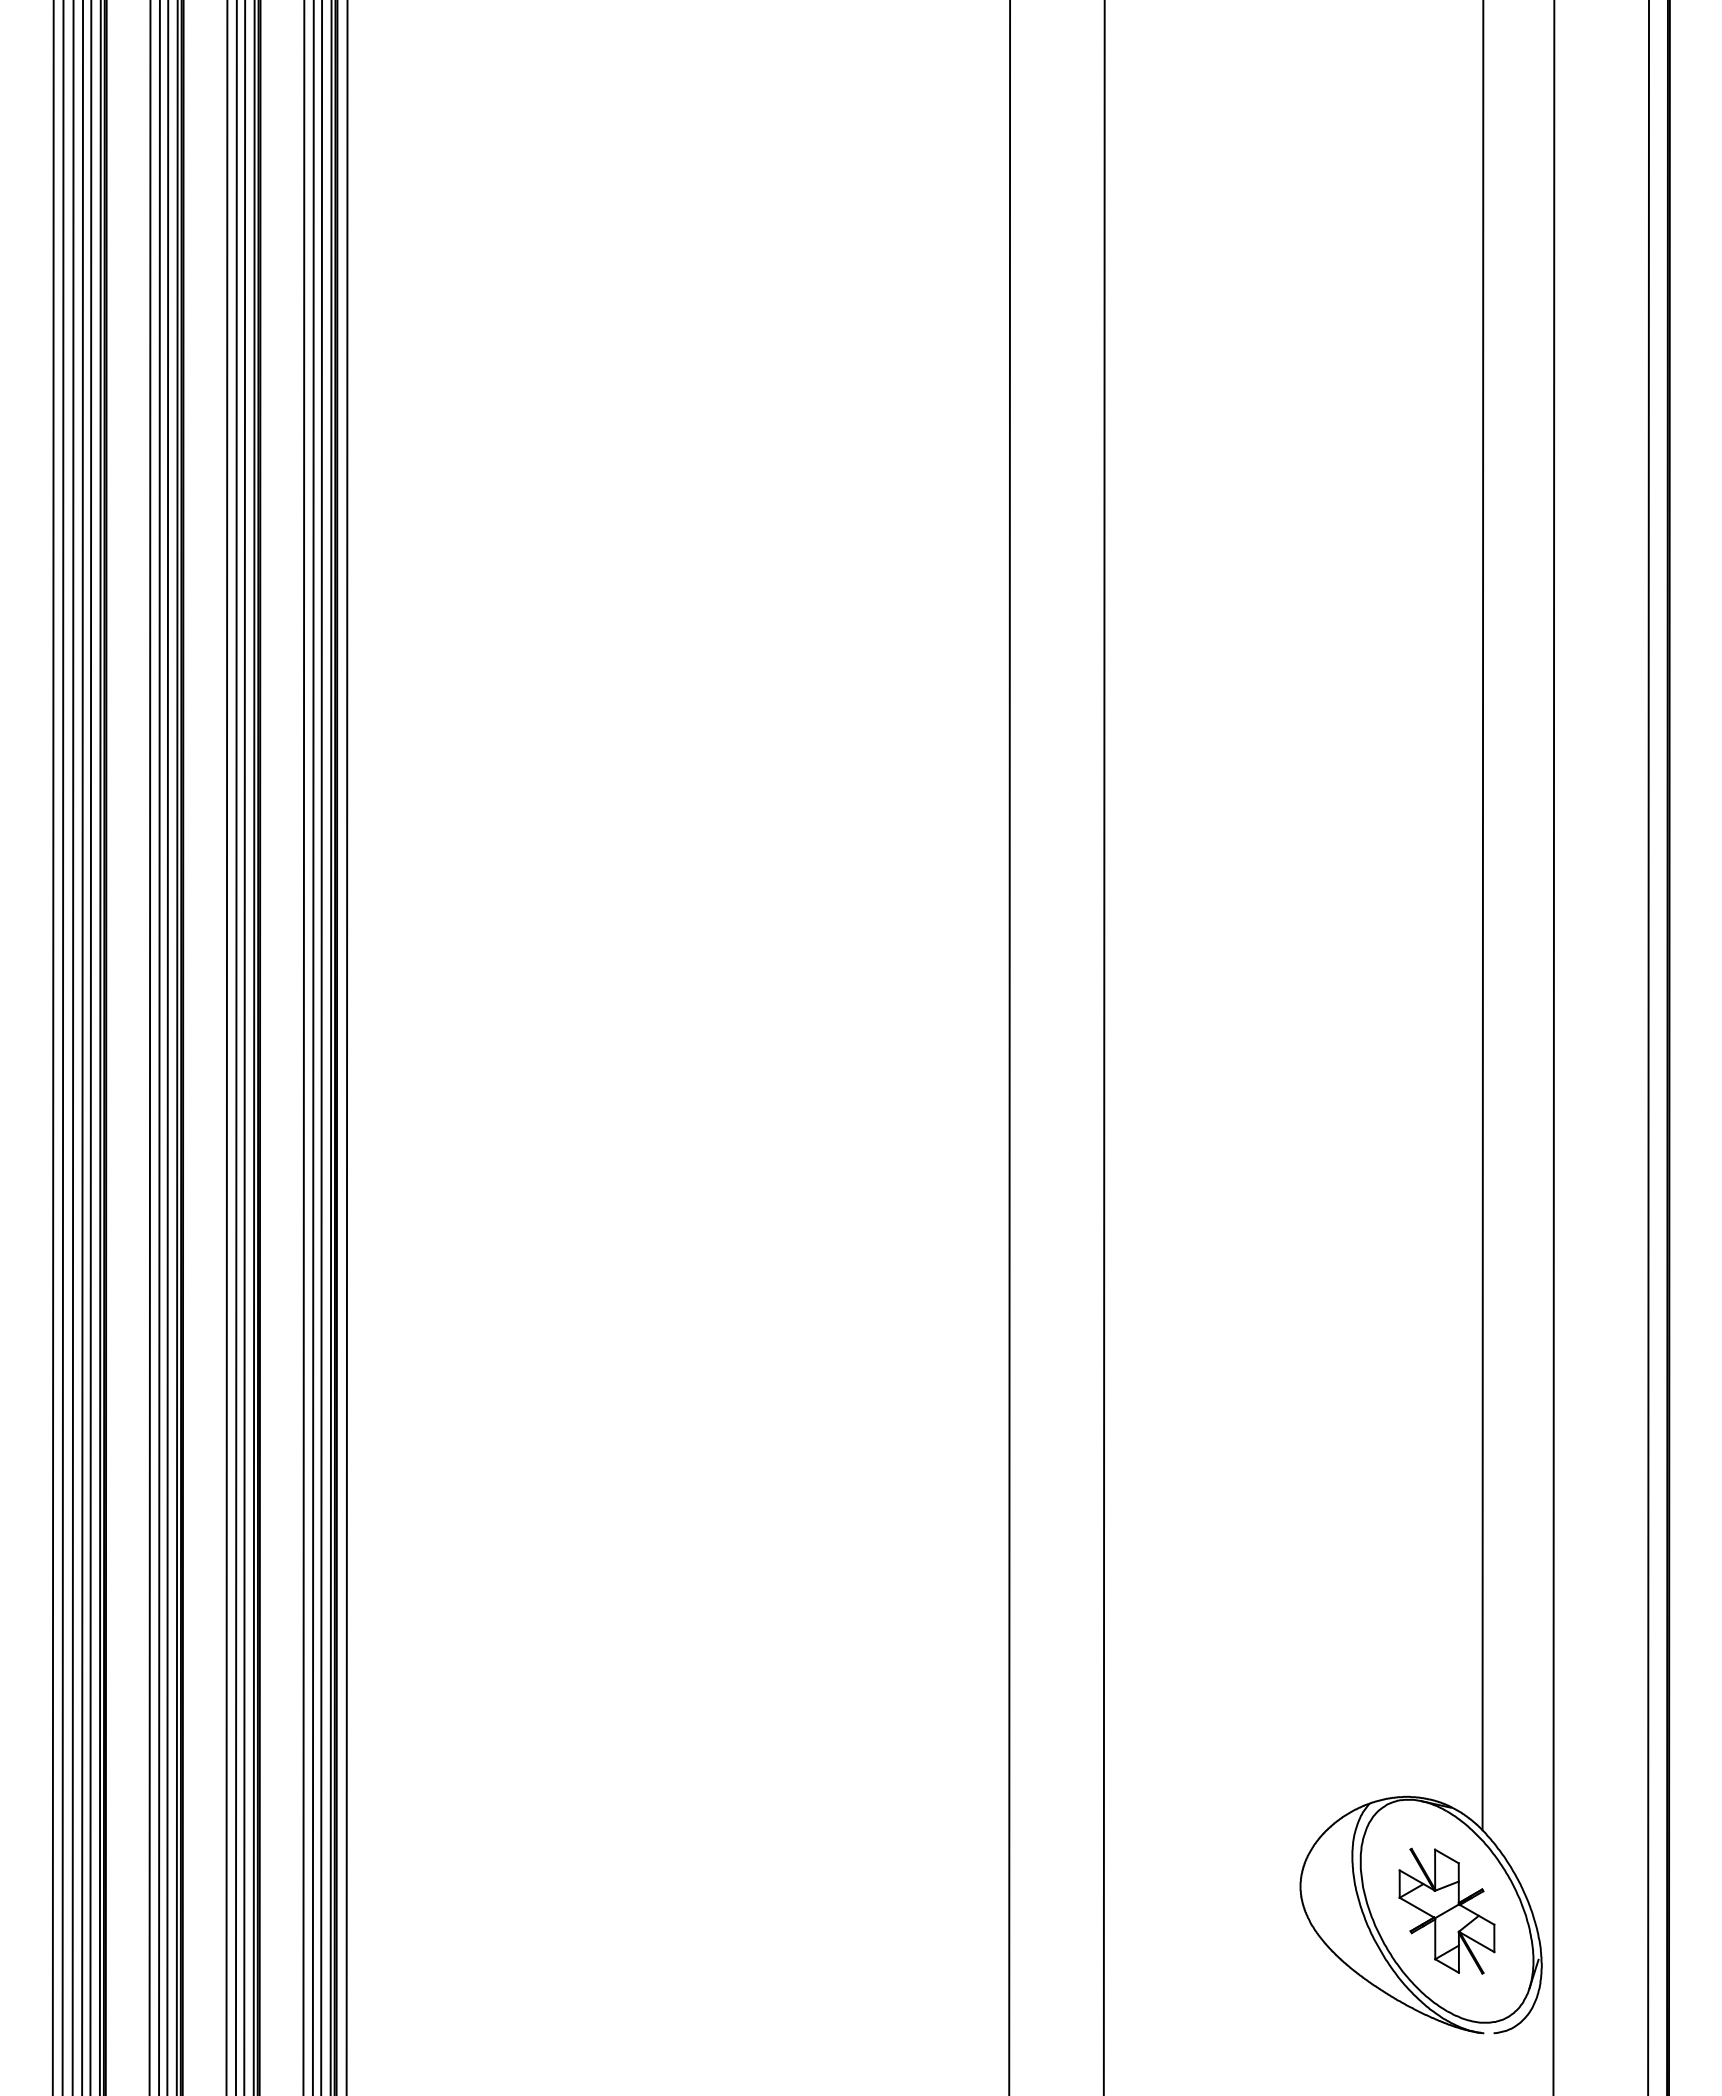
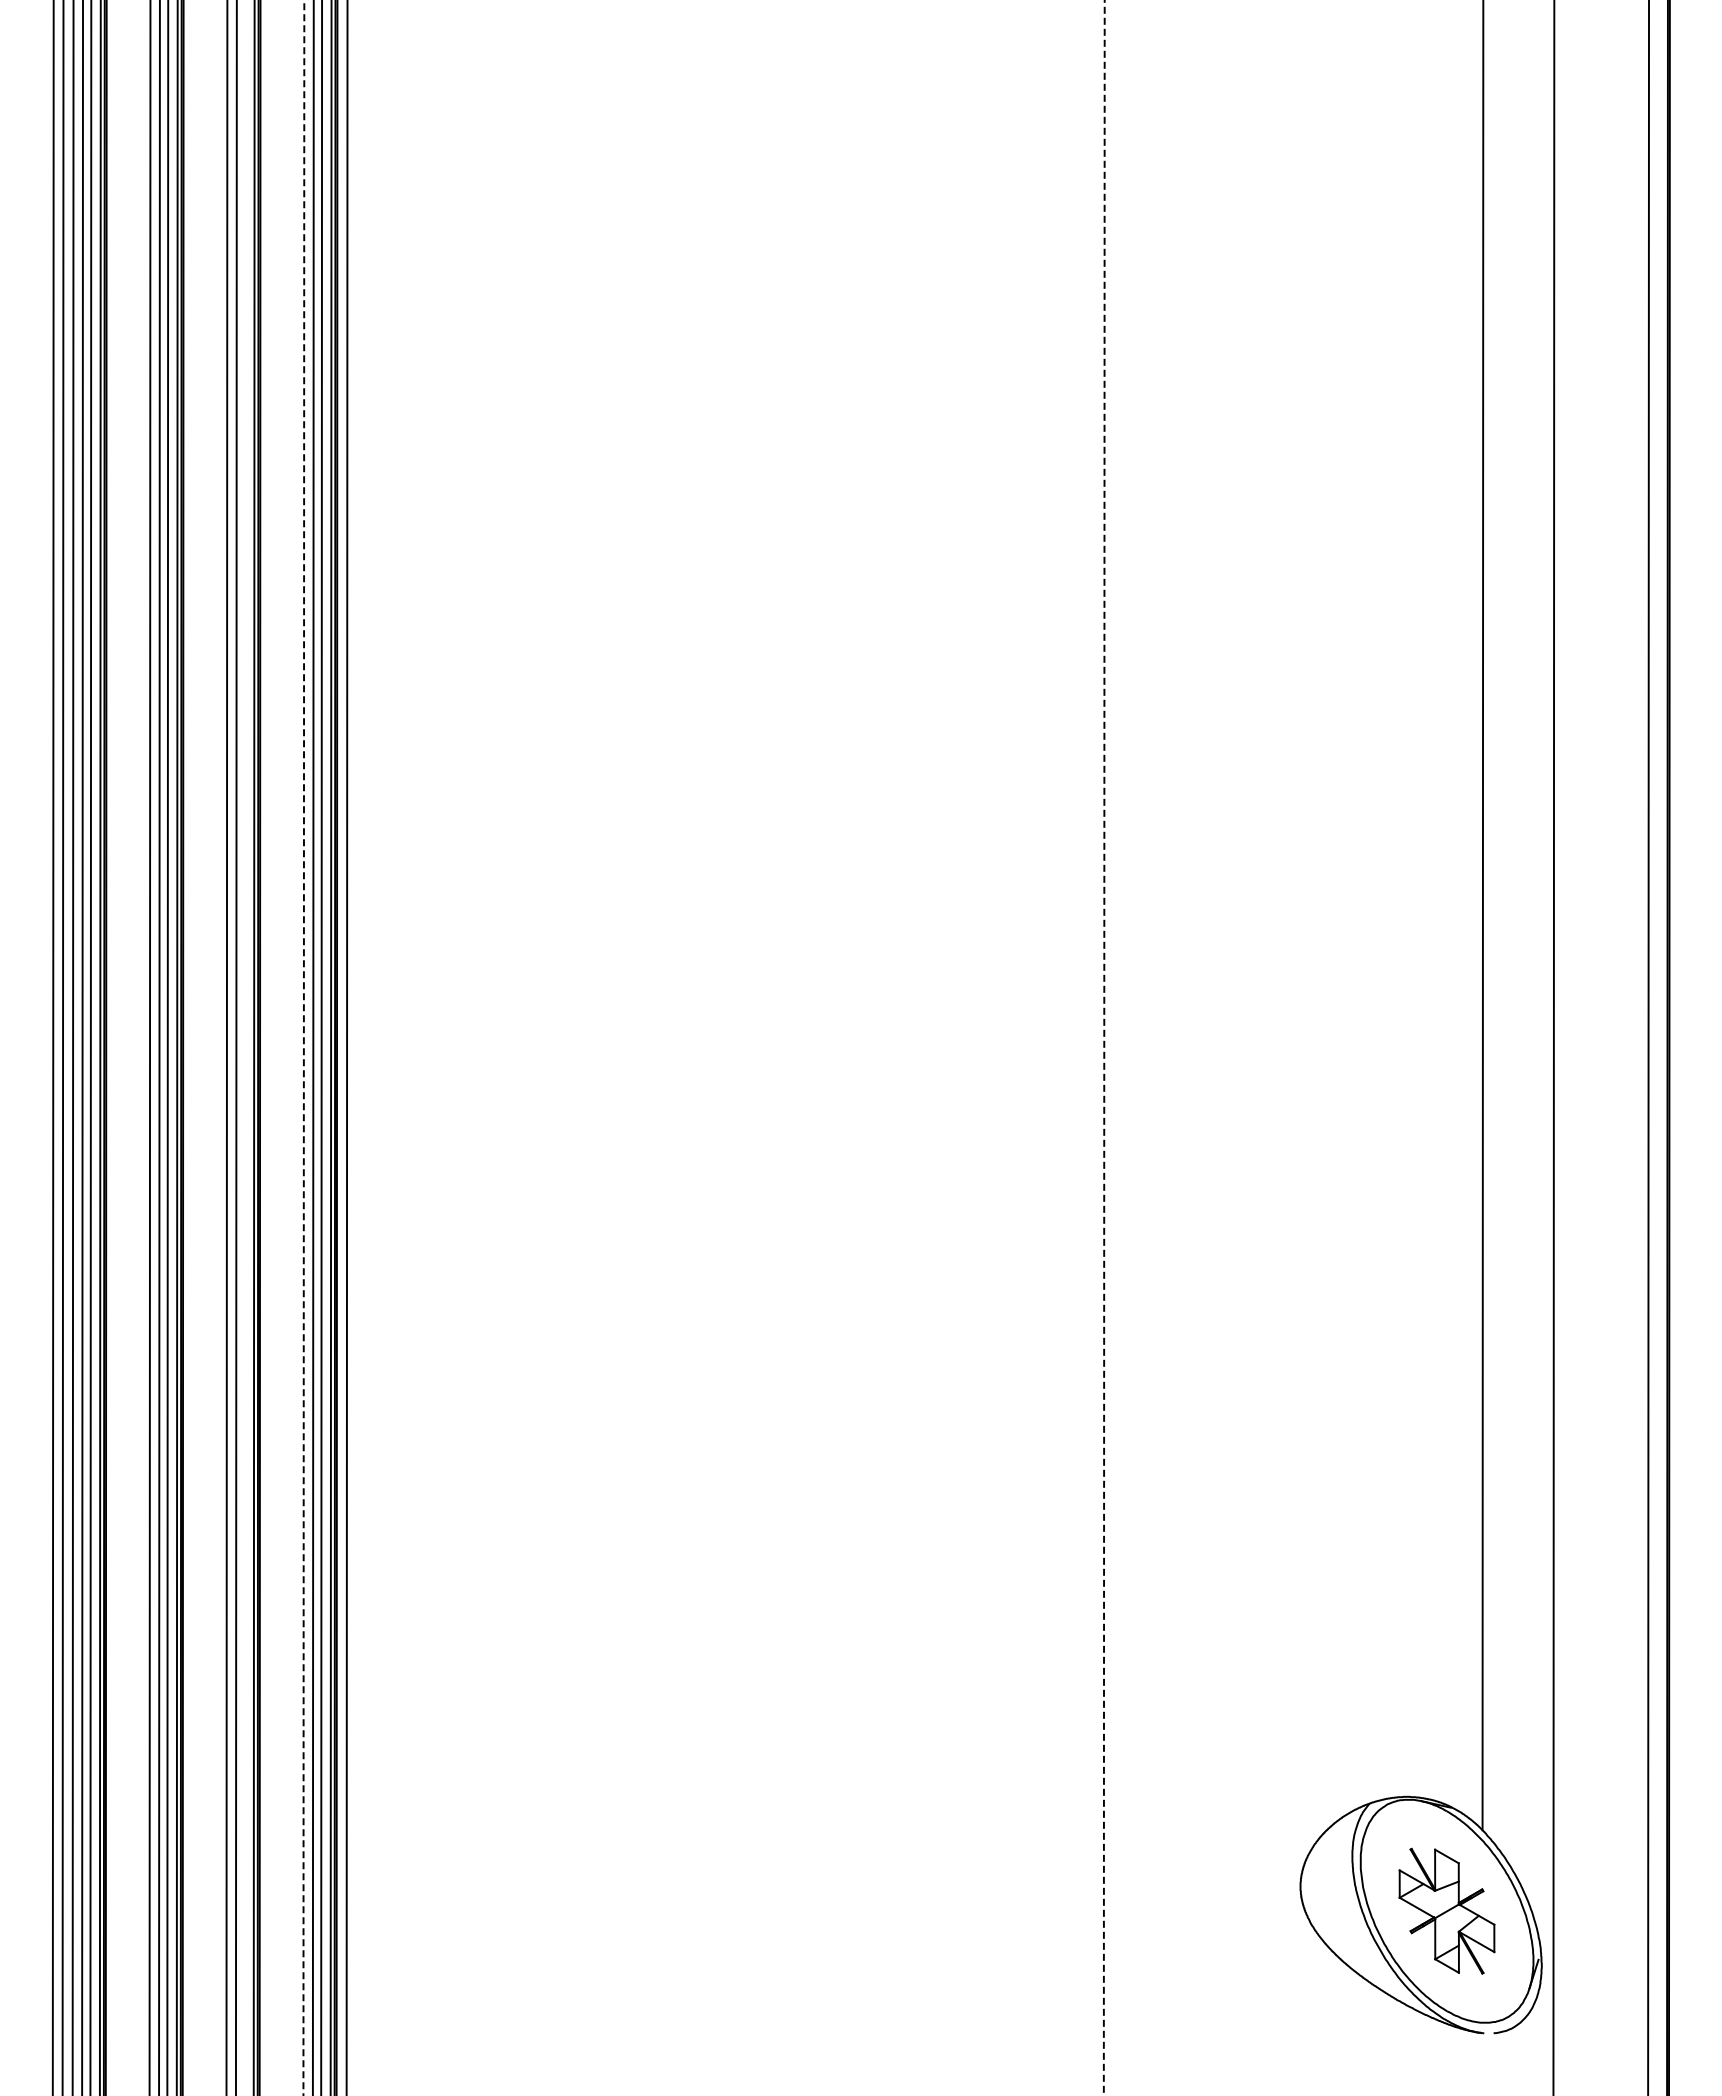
line: present -> none (244, 1047)
line: solid -> dashed (303, 1047)
line: present -> none (1009, 1047)
line: solid -> dashed (1104, 1048)
